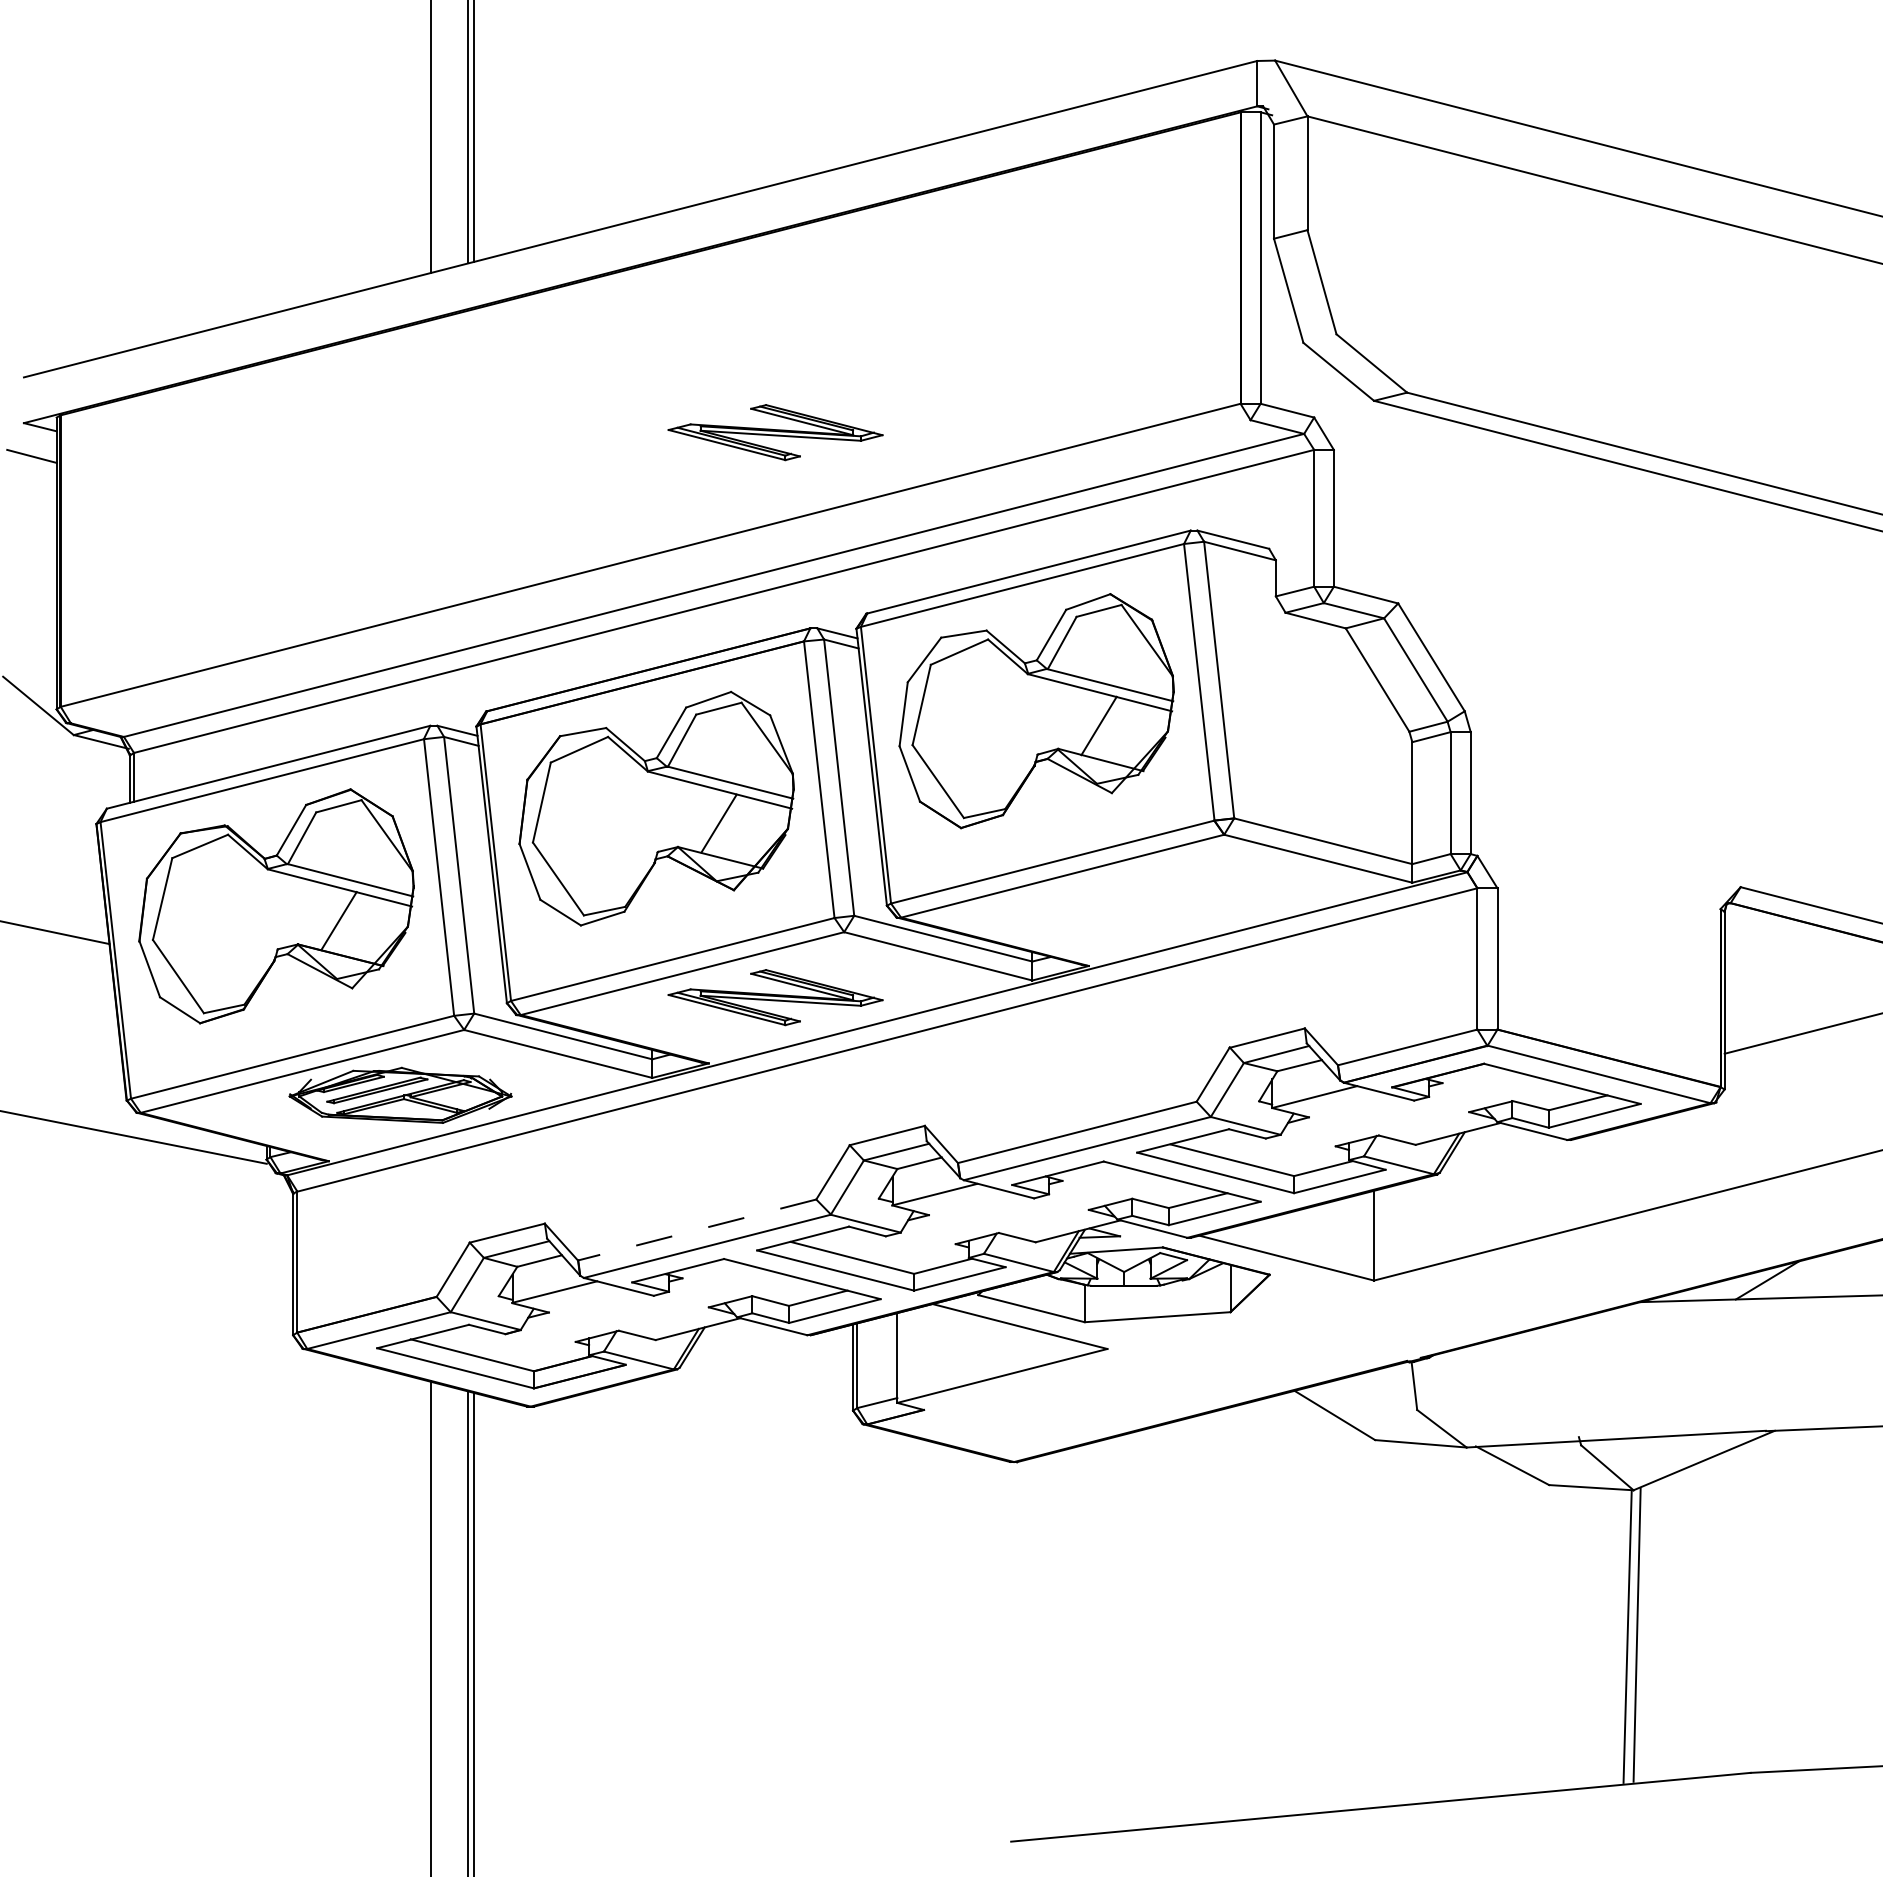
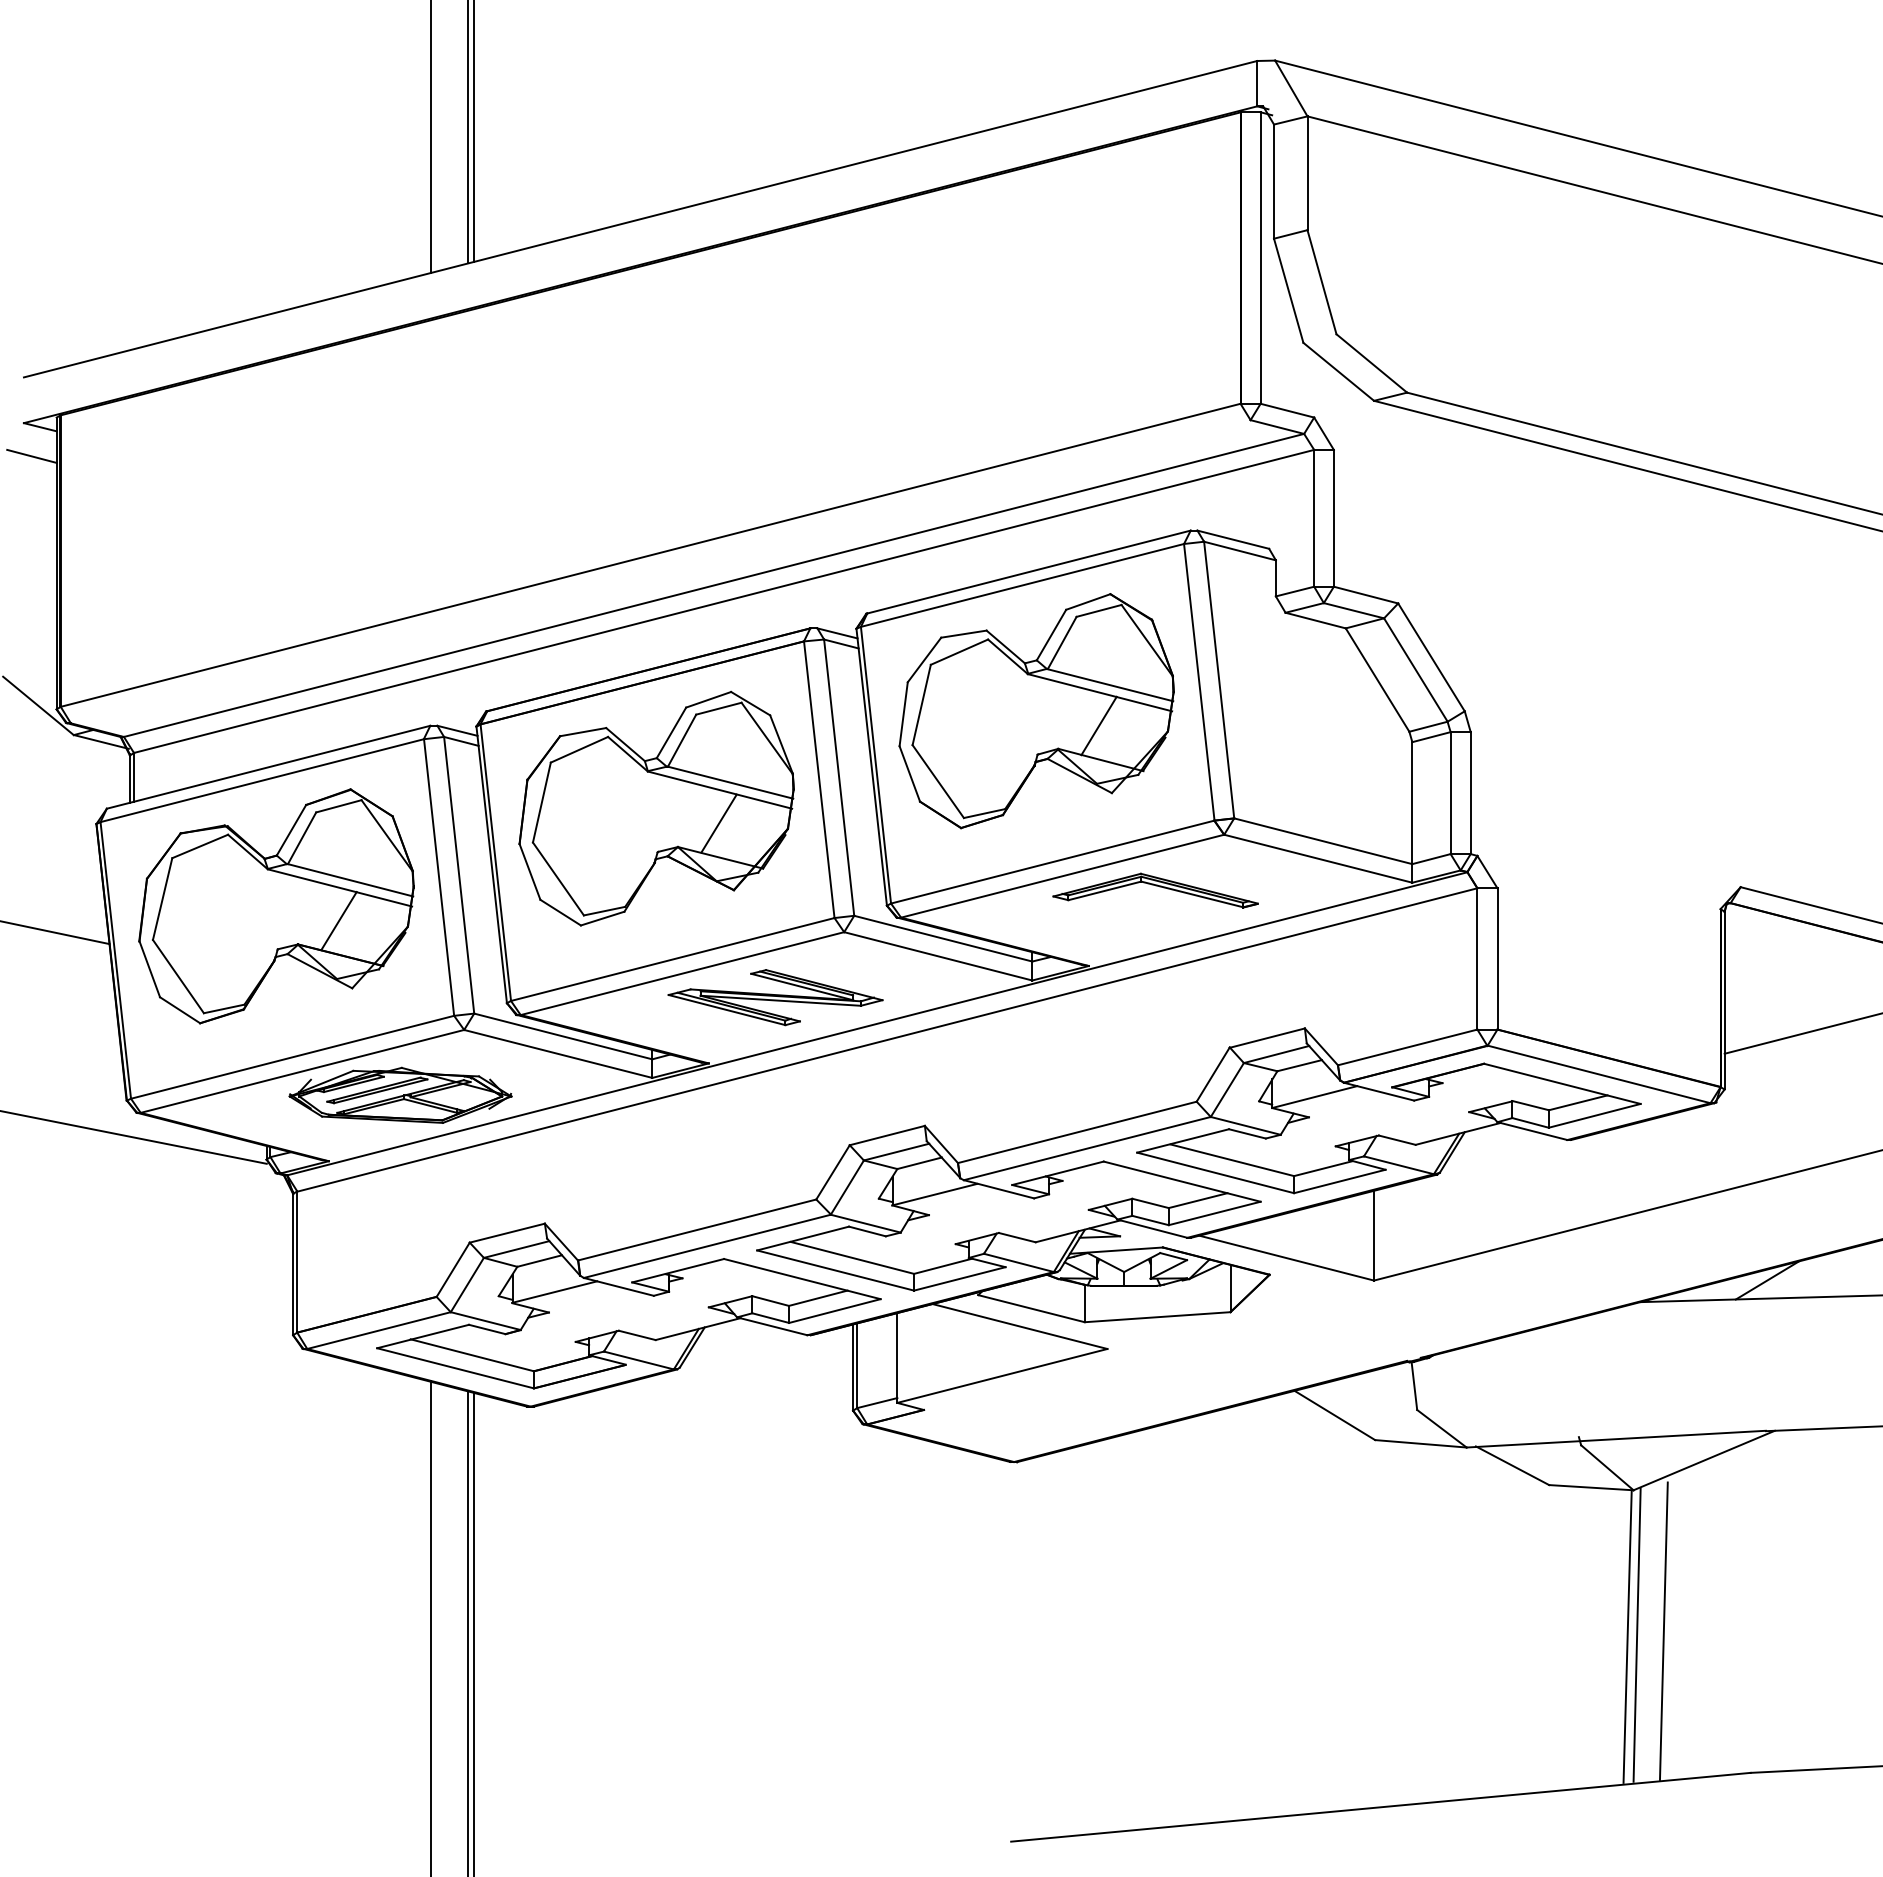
part: present -> none (775, 432)
part: none -> present (1155, 890)
line: dashed -> solid (696, 1230)
line: none -> present (1663, 1630)
